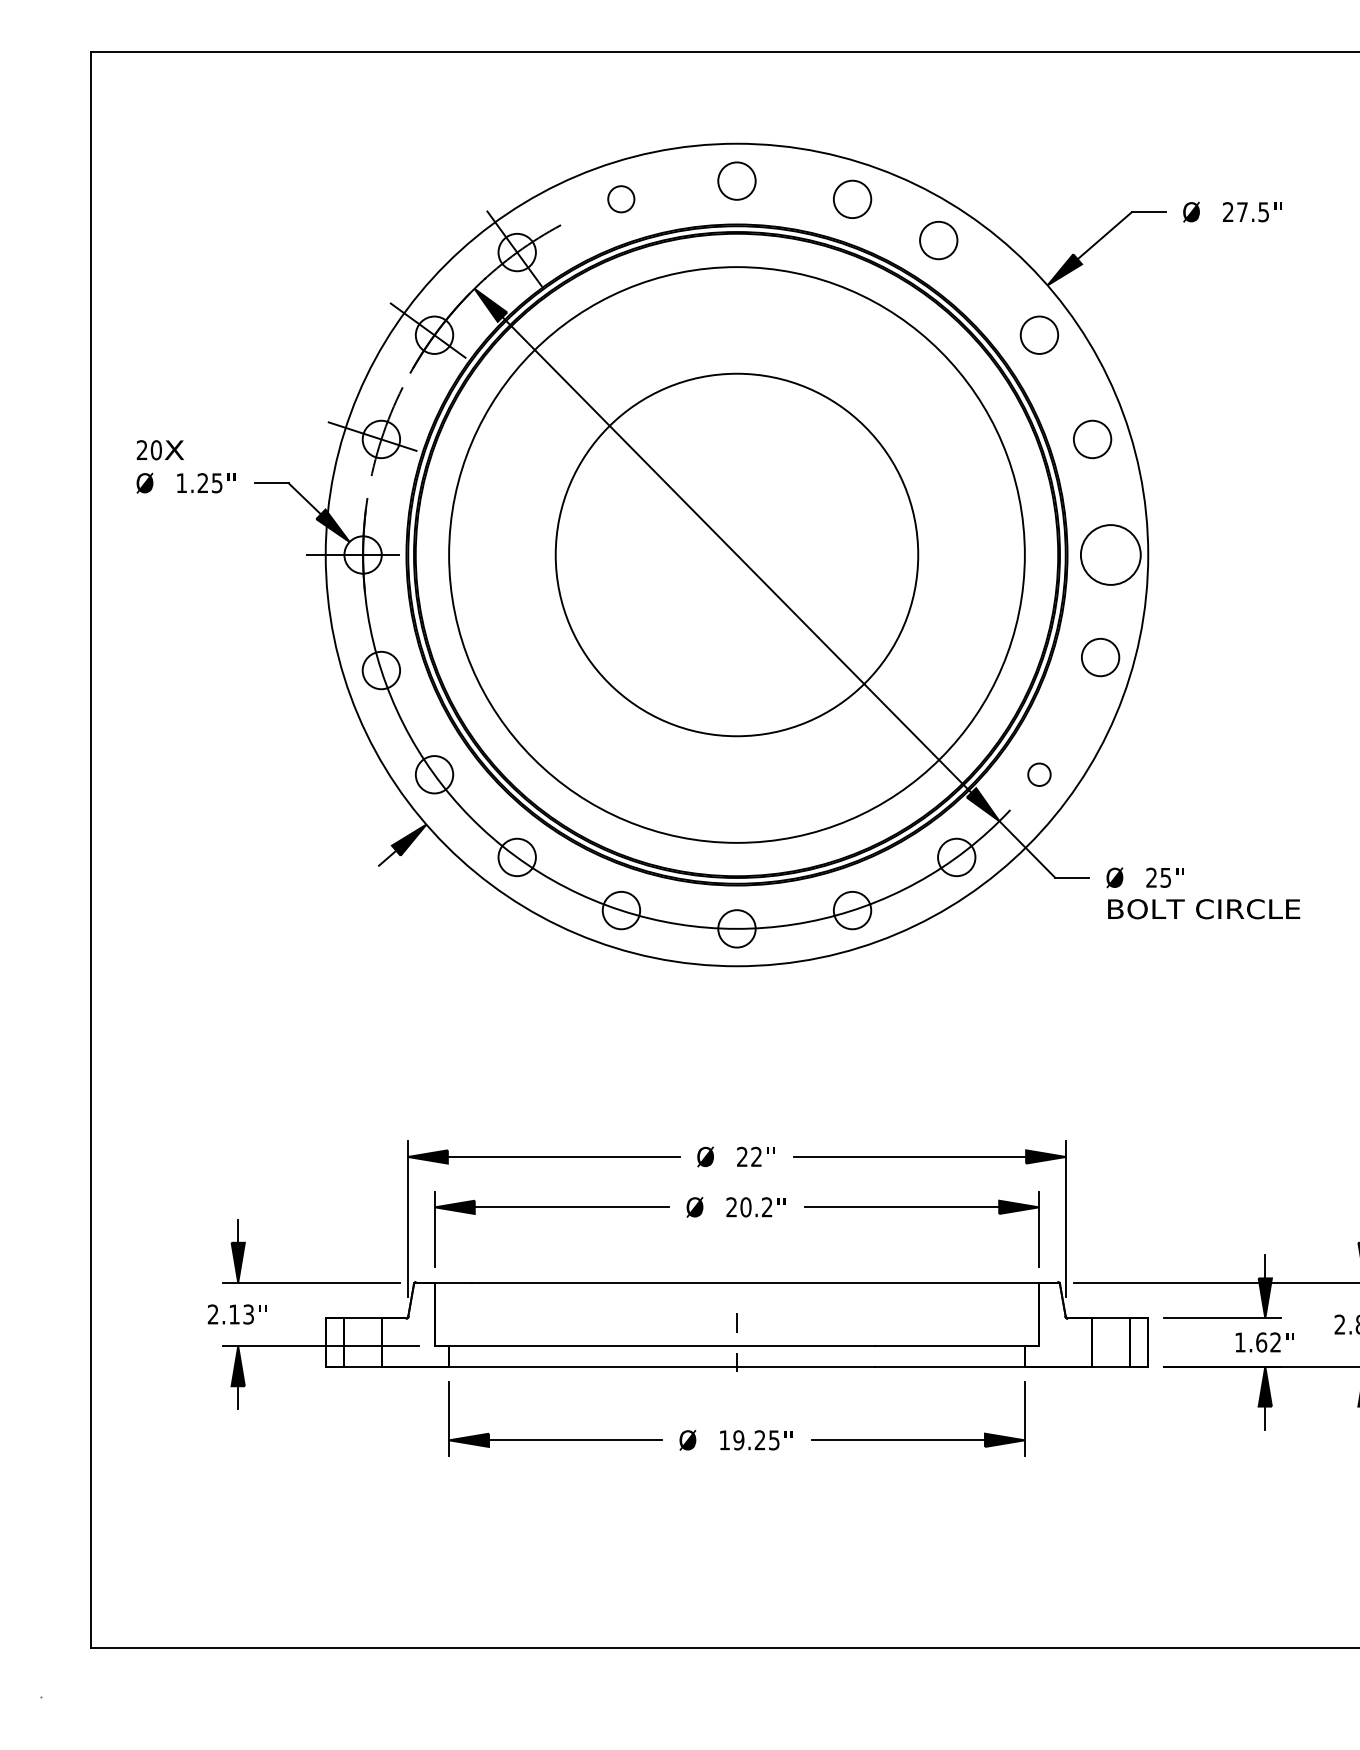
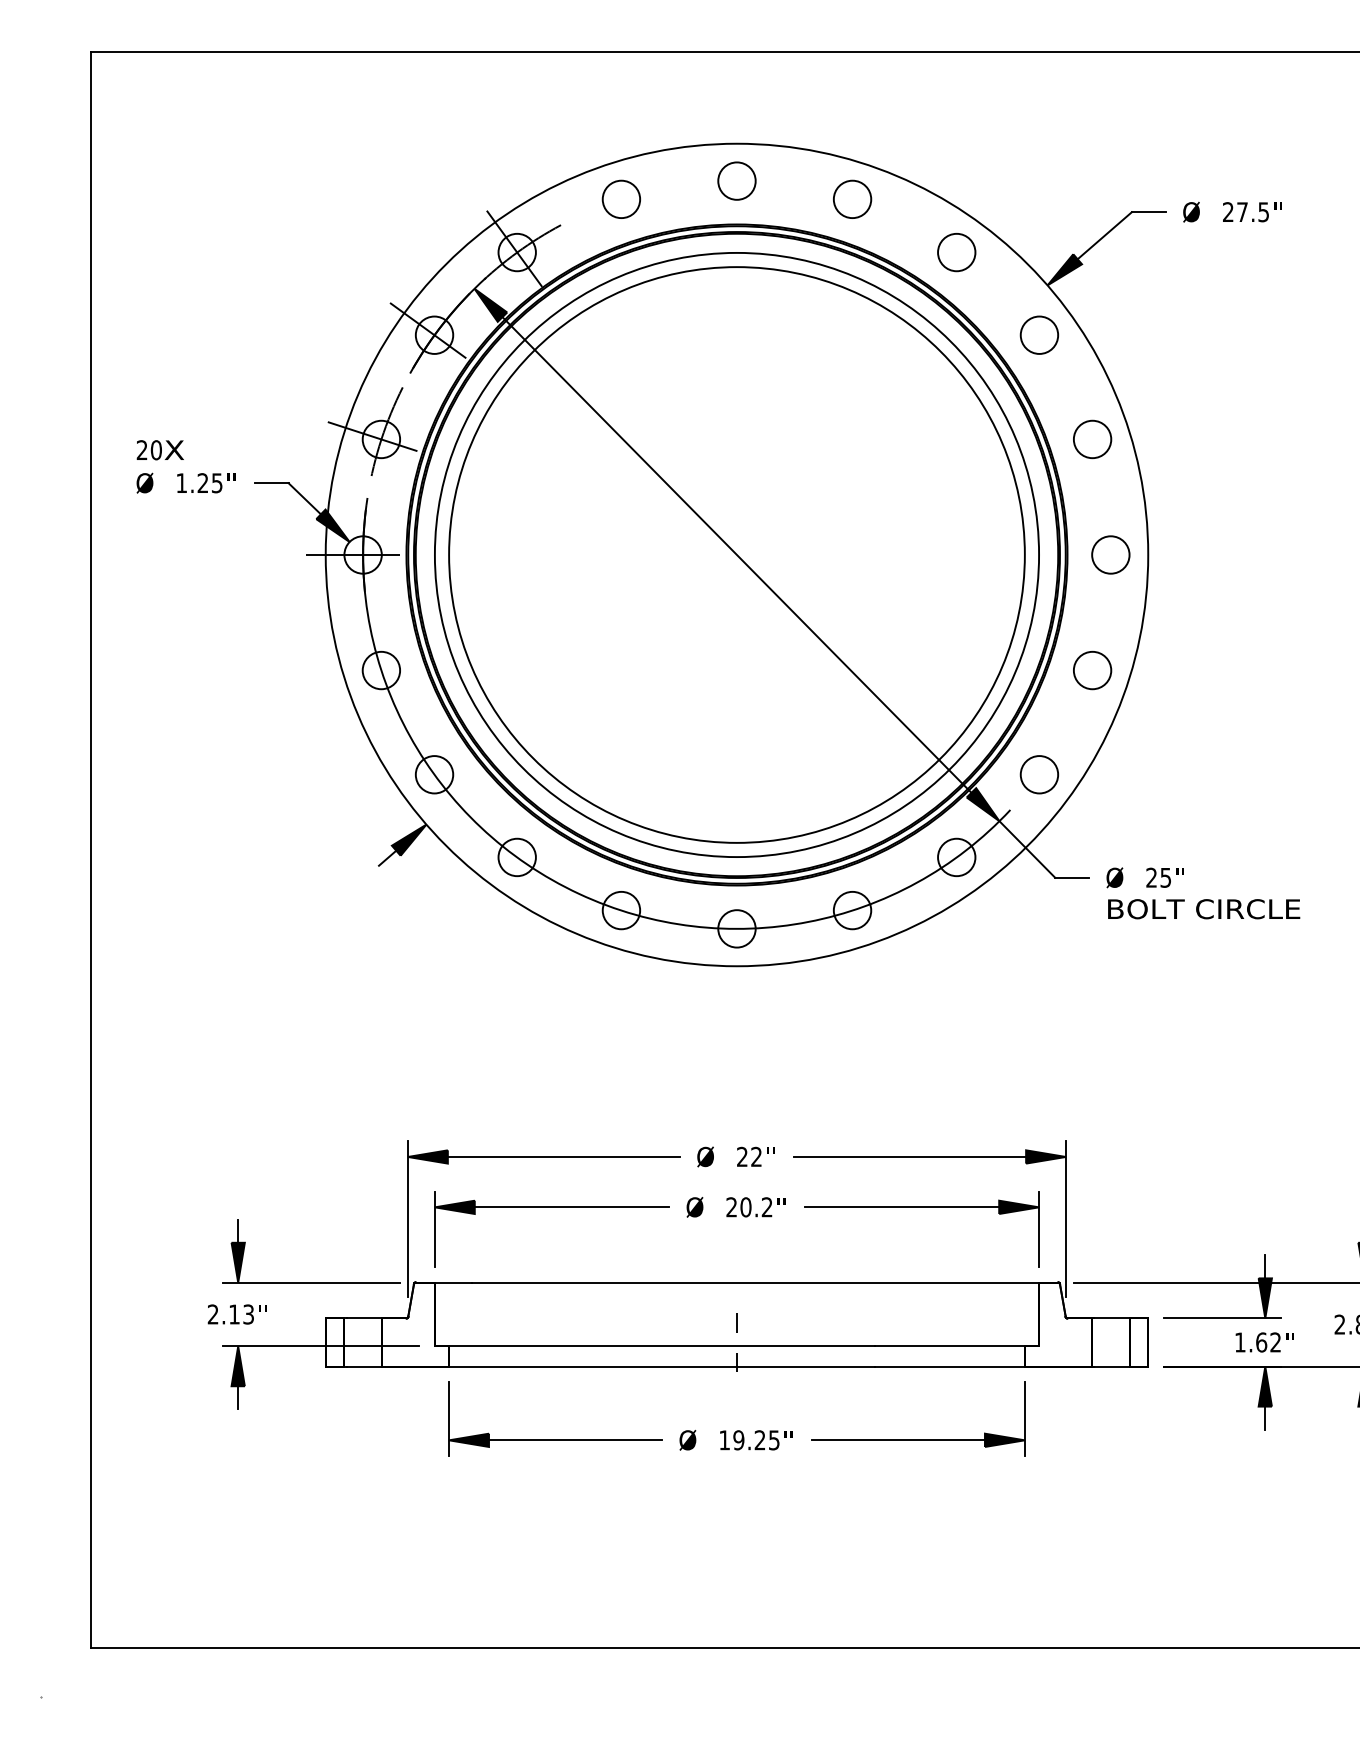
circle size: 29x29 px -> 40x40 px (620, 198)
circle position: (938, 240) -> (956, 252) (956, 252)
circle diameter: 362 px -> 604 px (736, 554)
circle diameter: 60 px -> 37 px (1110, 554)
circle position: (1100, 657) -> (1092, 670) (1092, 670)
circle diameter: 22 px -> 37 px (1039, 774)
